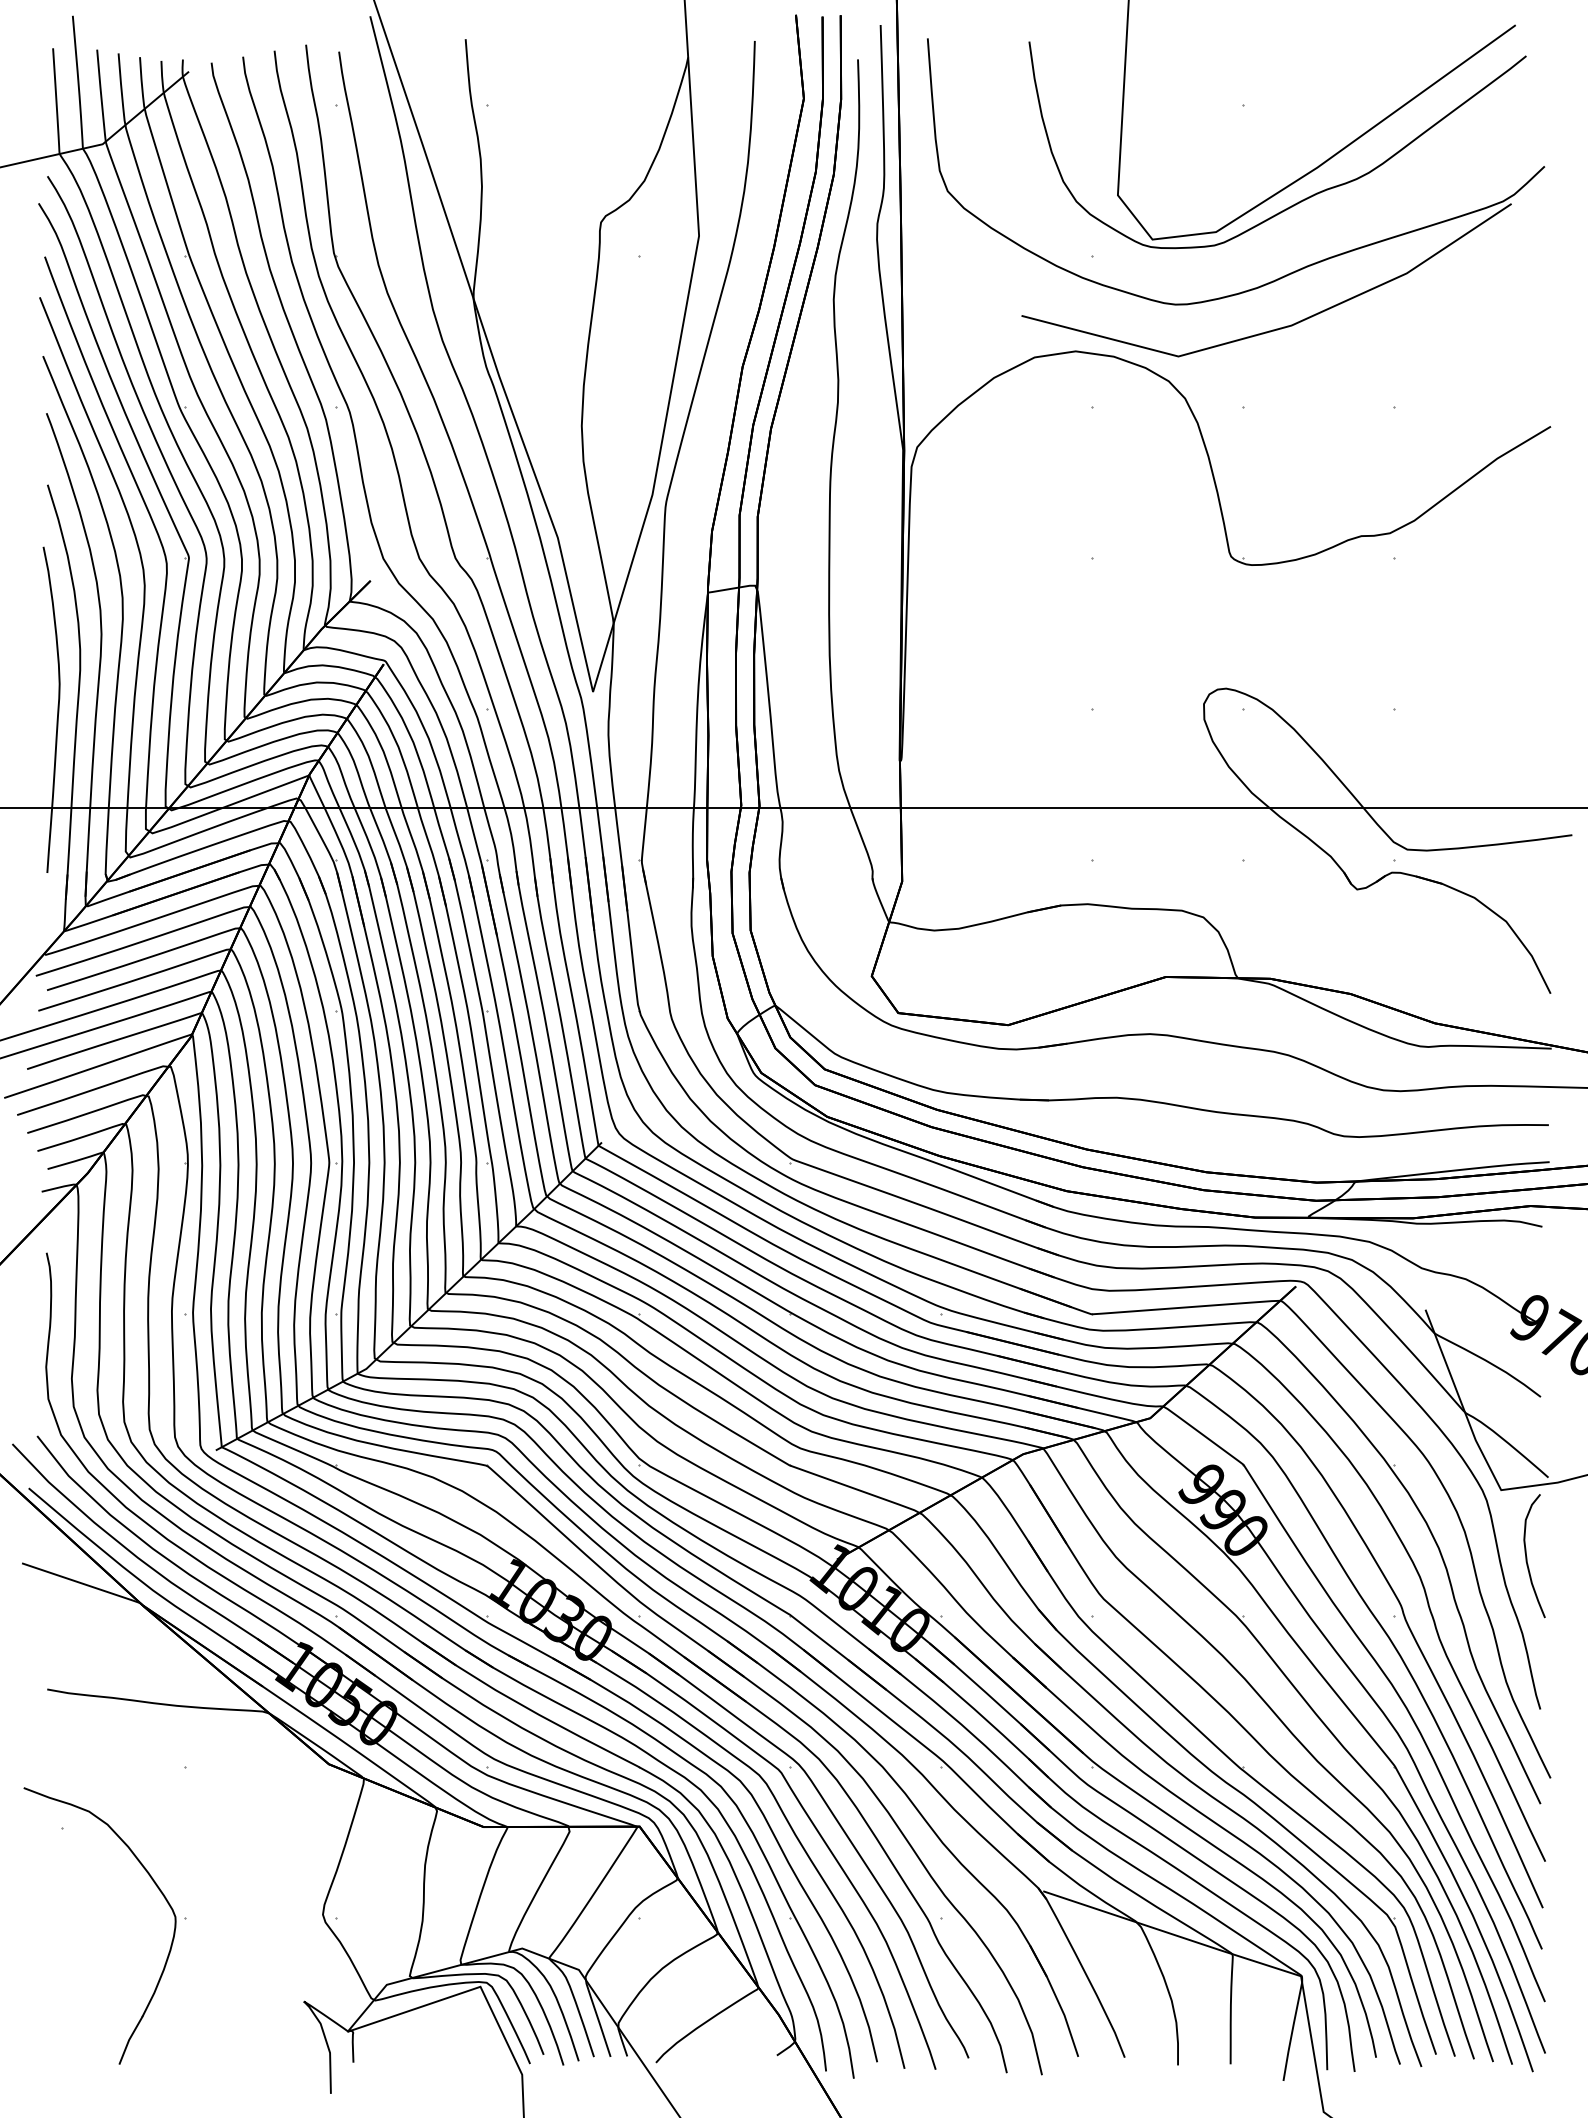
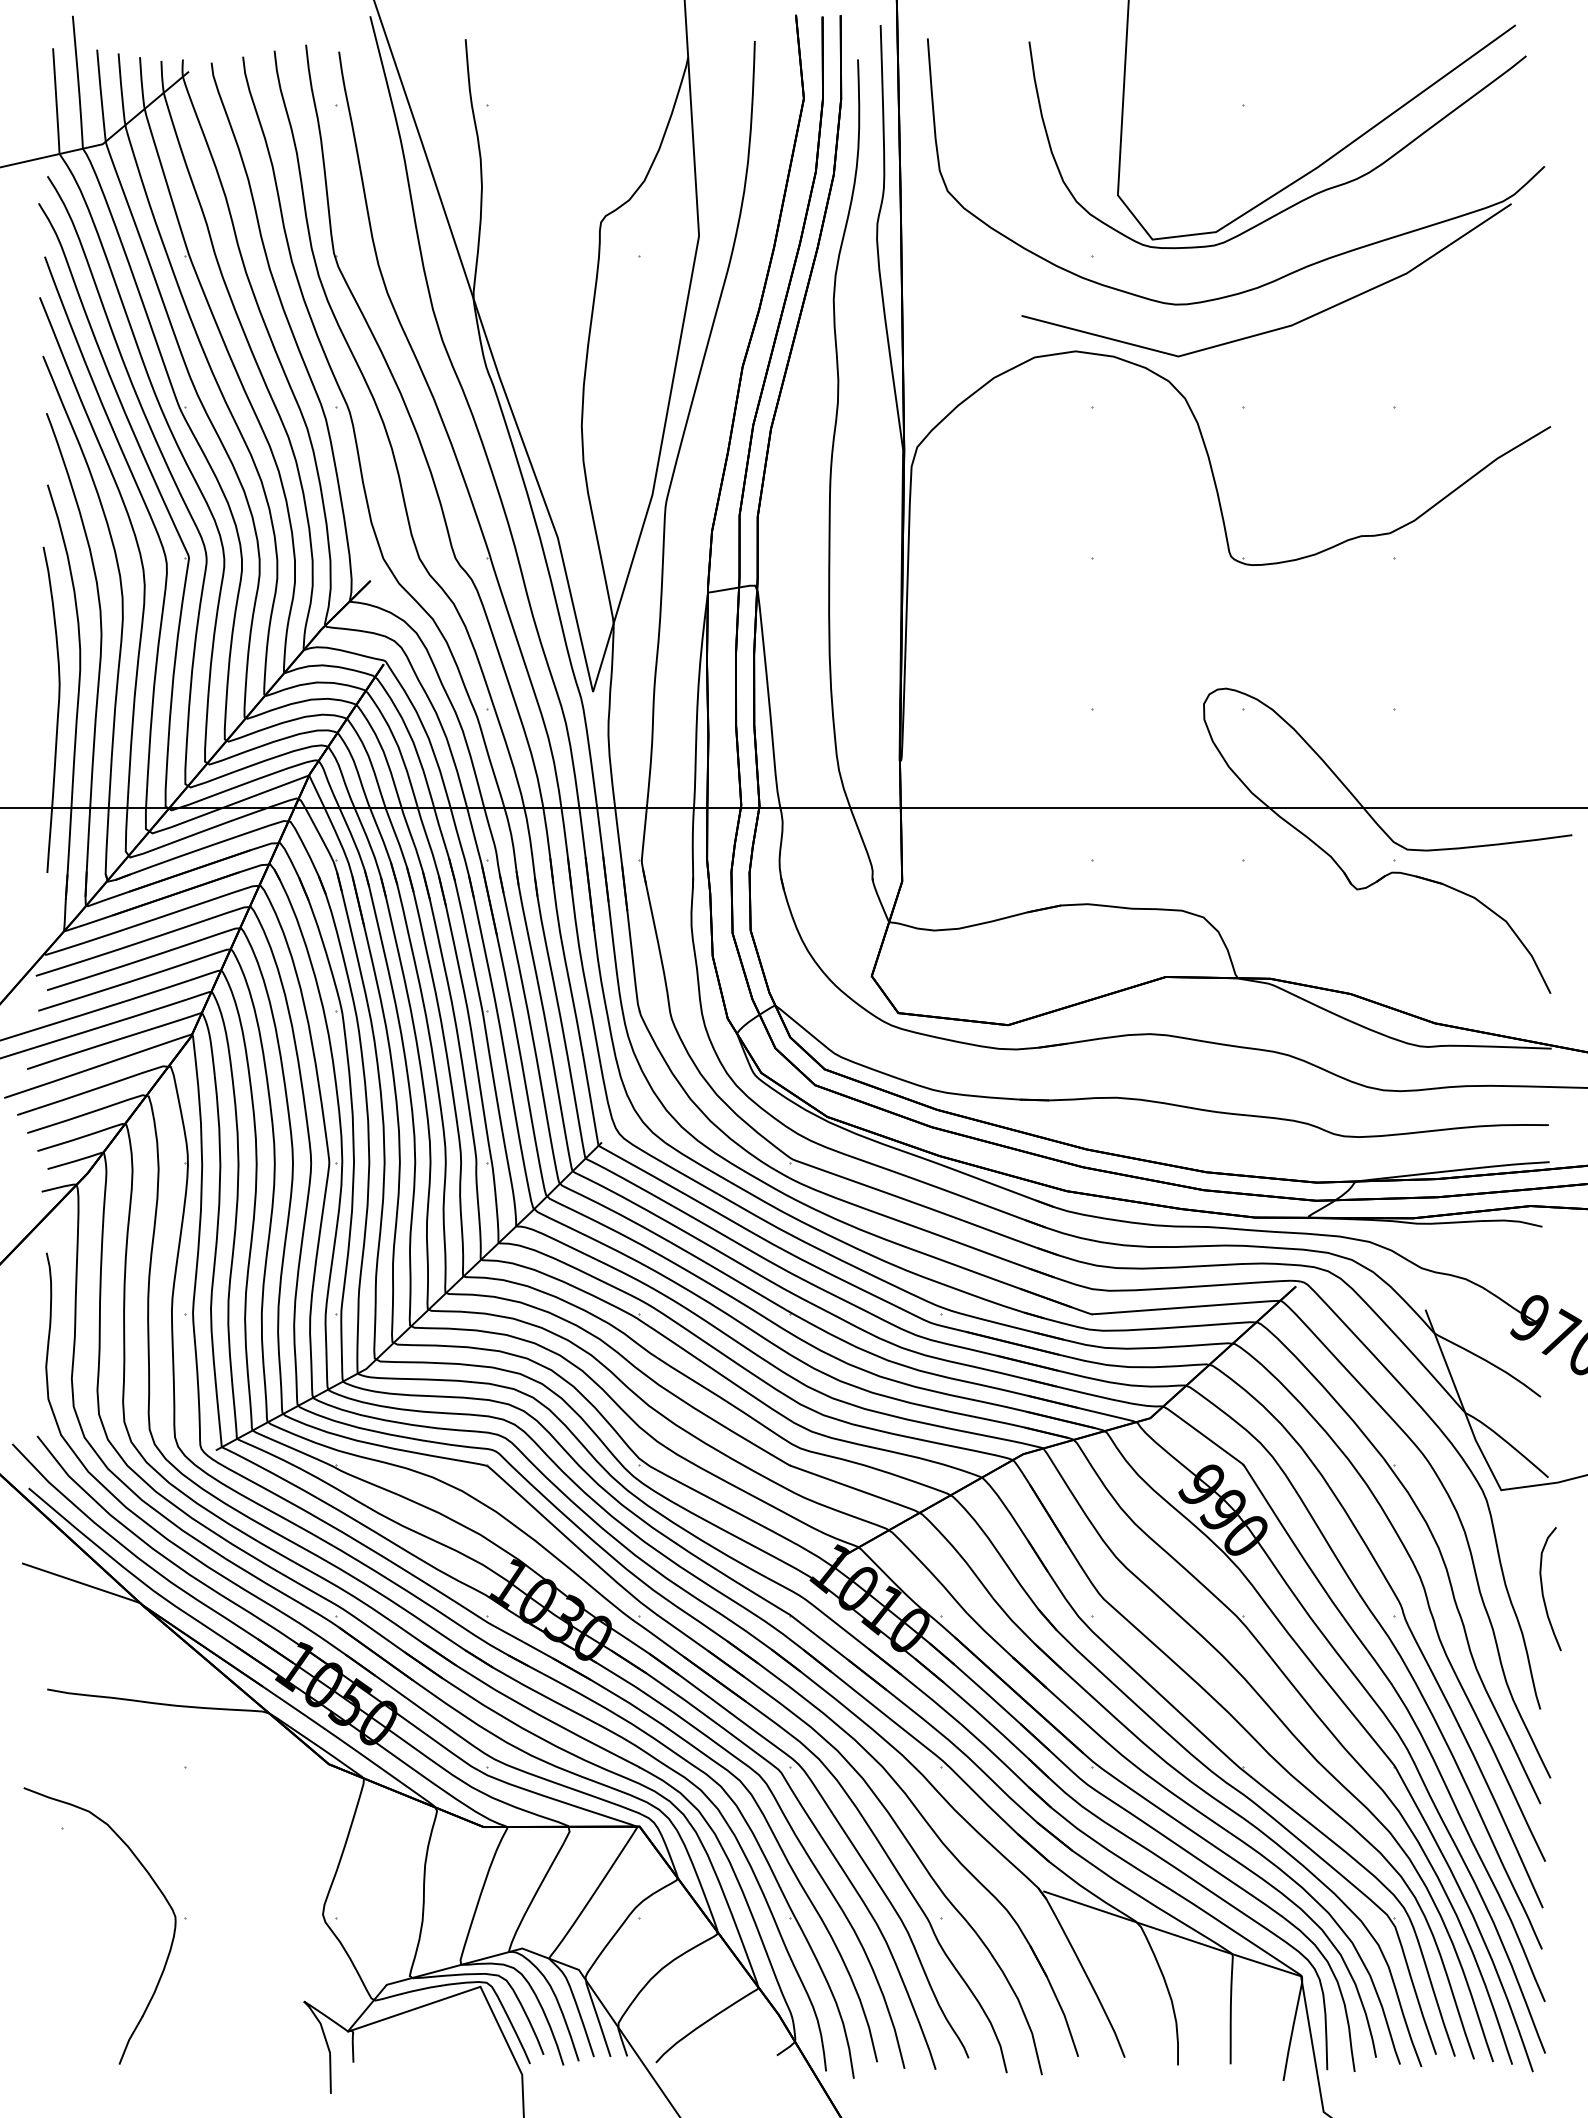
curve position: (1527, 1556) -> (1543, 1589) (1543, 1589)
